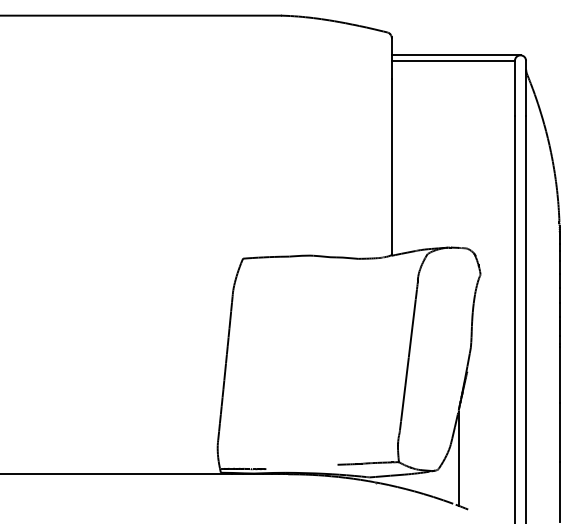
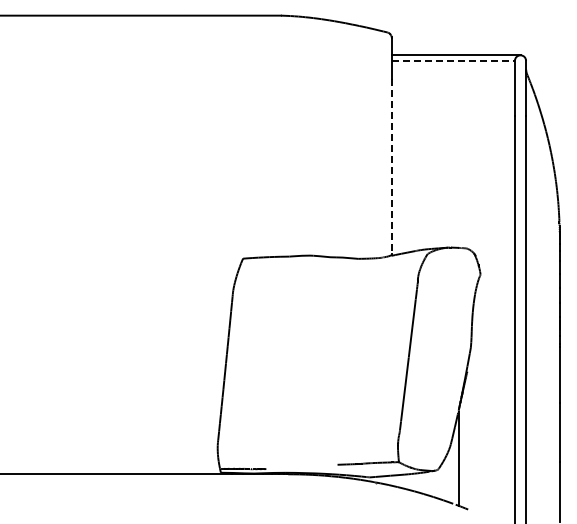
line: solid -> dashed (453, 60)
line: solid -> dashed (391, 166)
